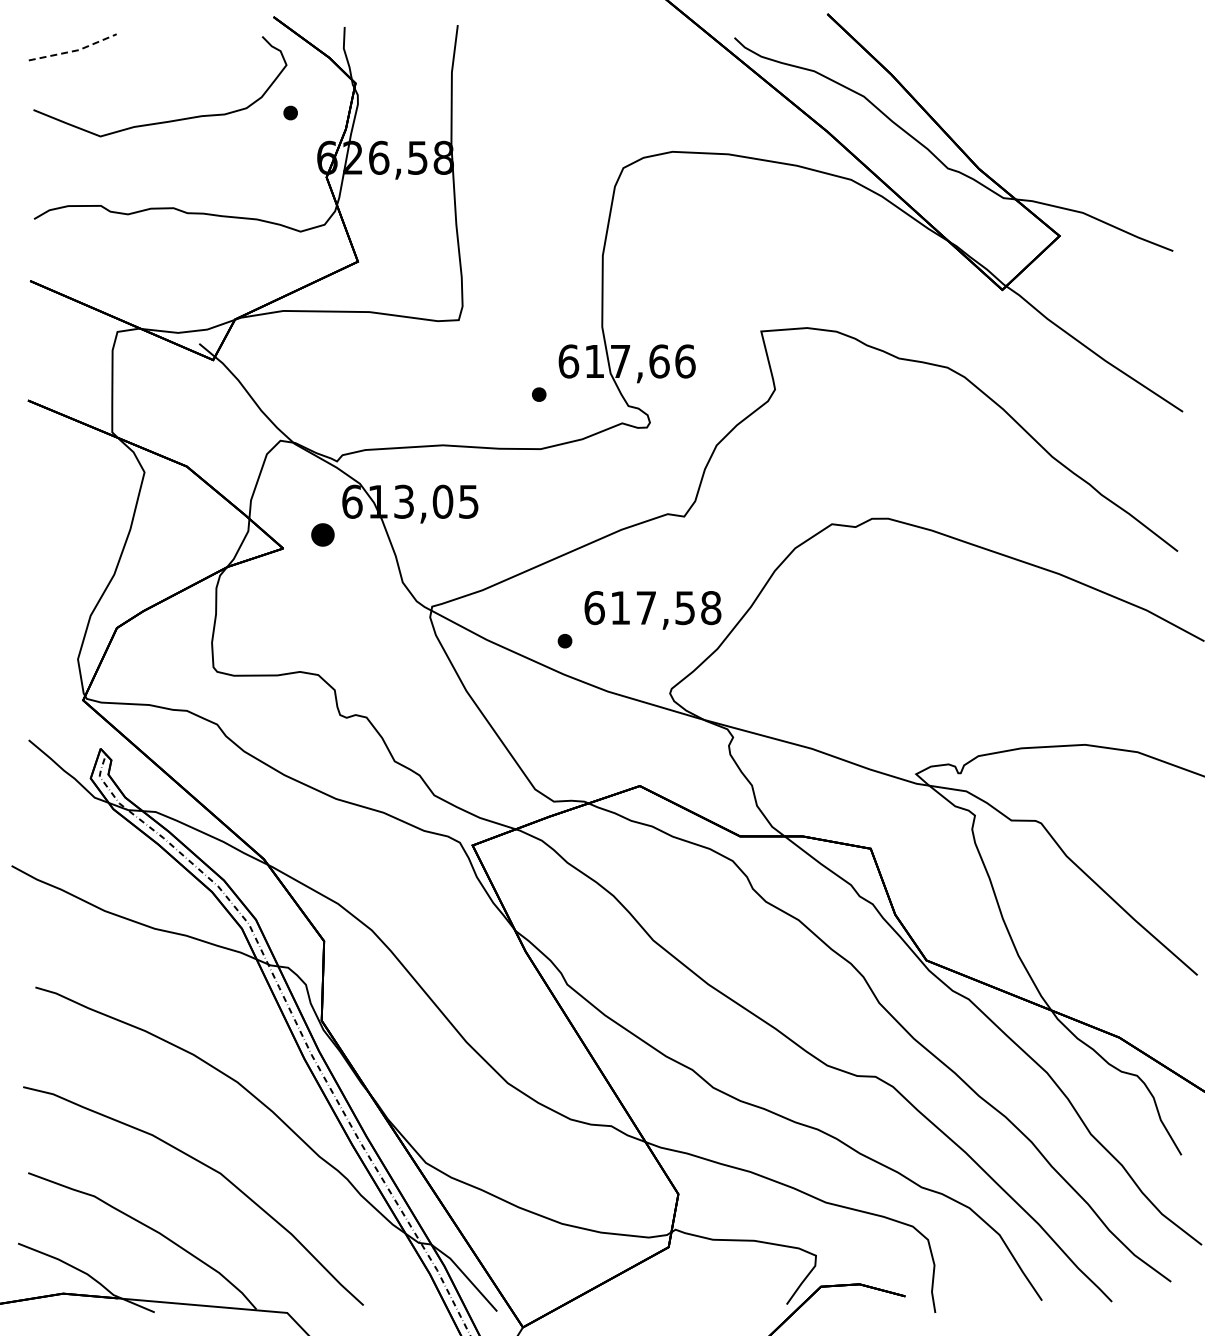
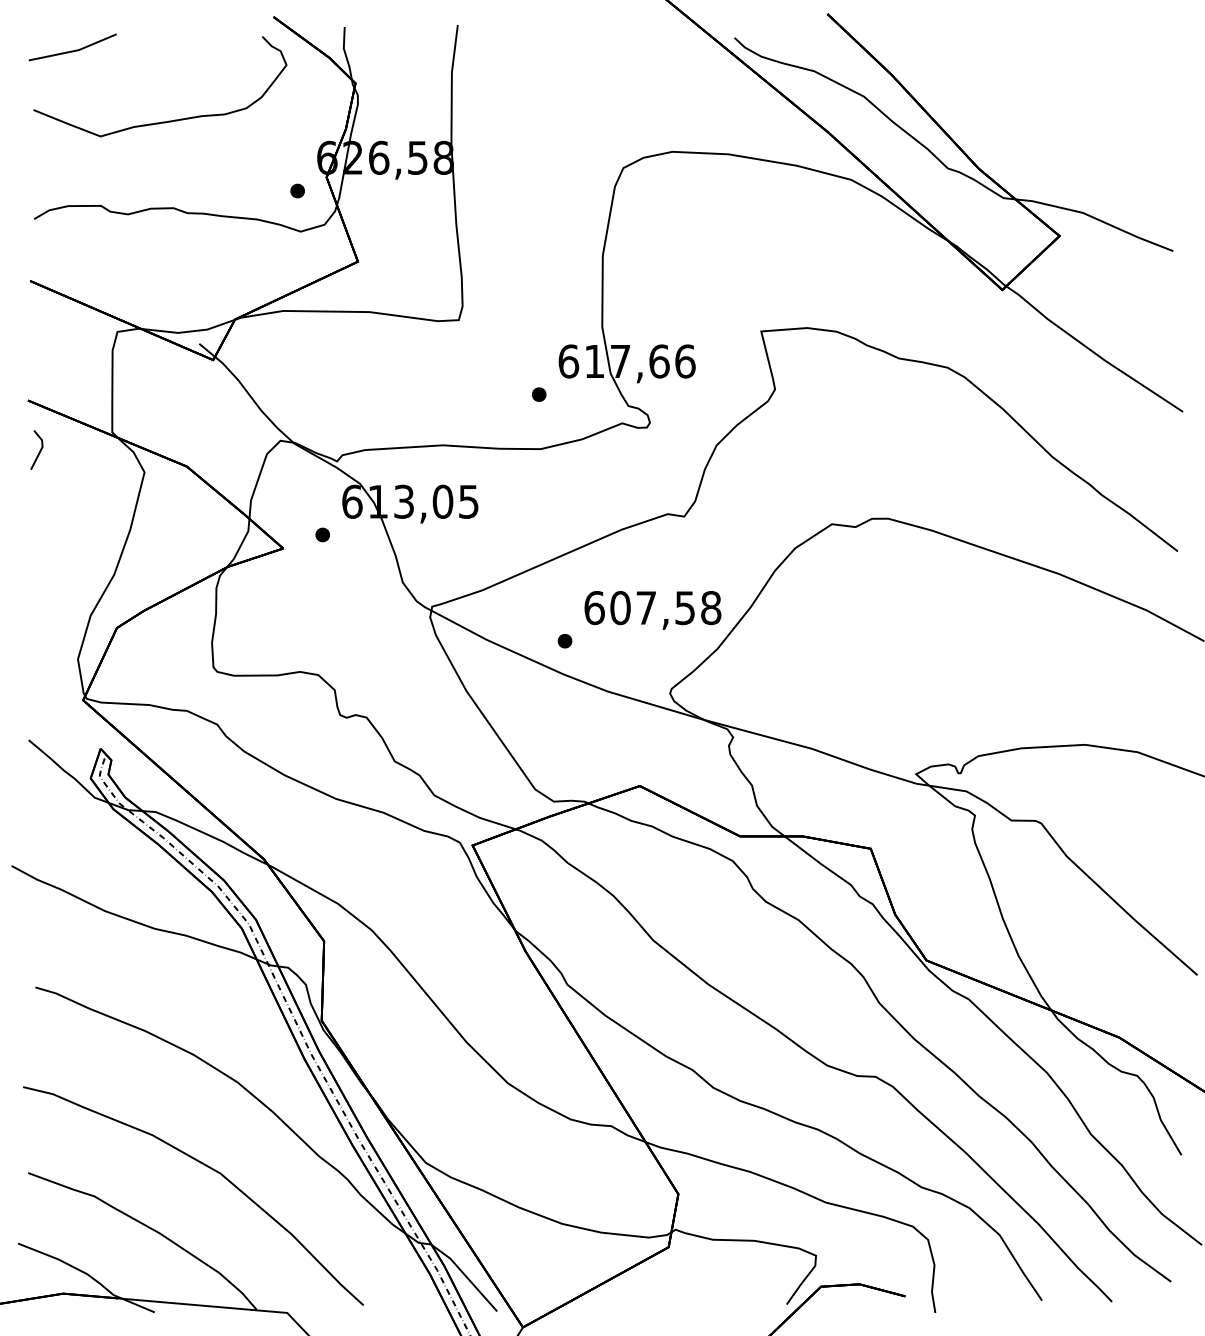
line: dashed -> solid (74, 51)
part position: (290, 112) -> (297, 190) (297, 190)
line: none -> present (39, 450)
part size: 24x24 px -> 15x16 px (322, 534)
text: 617,58 -> 607,58 (620, 608)
